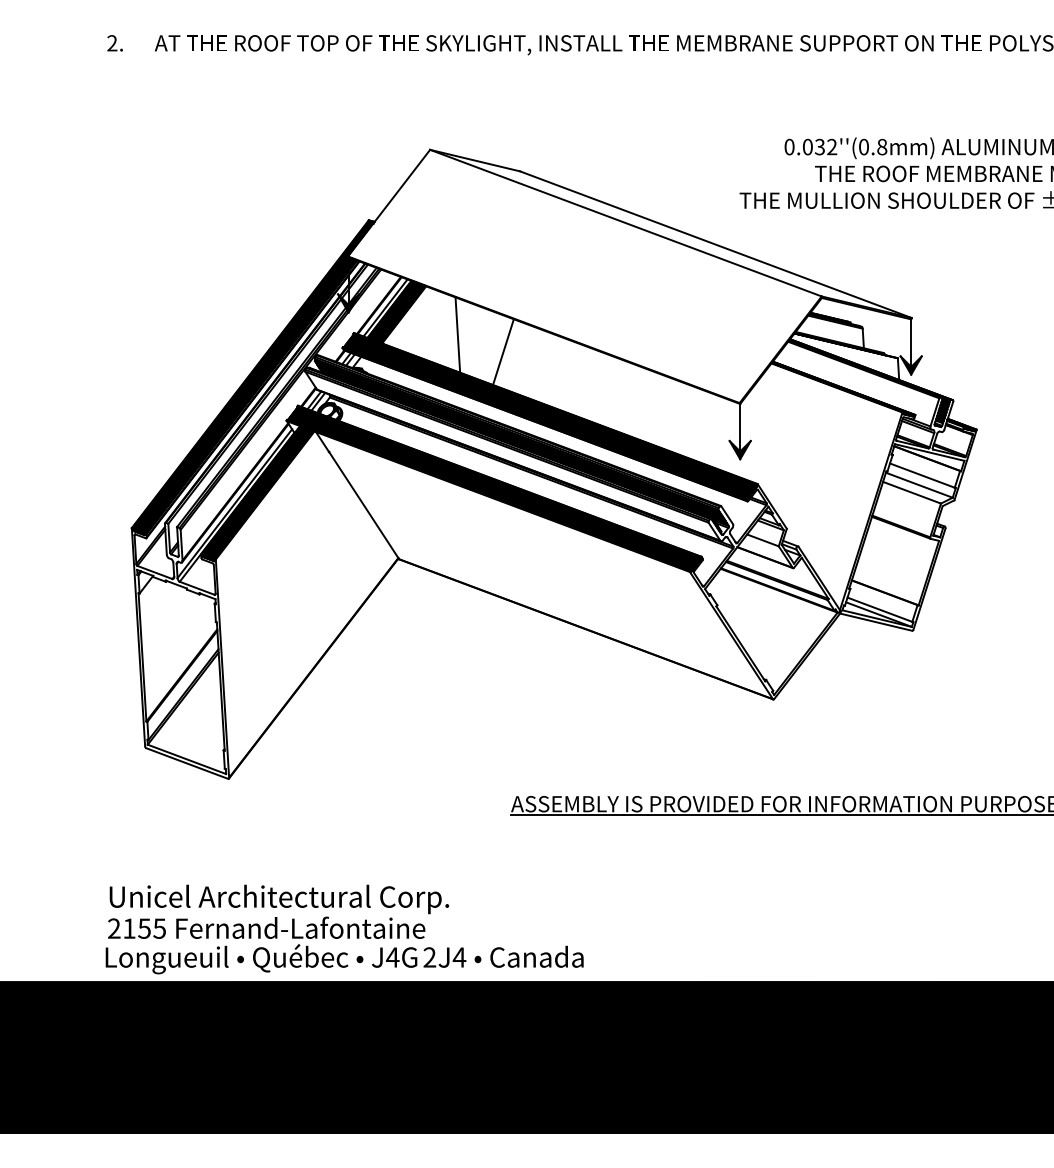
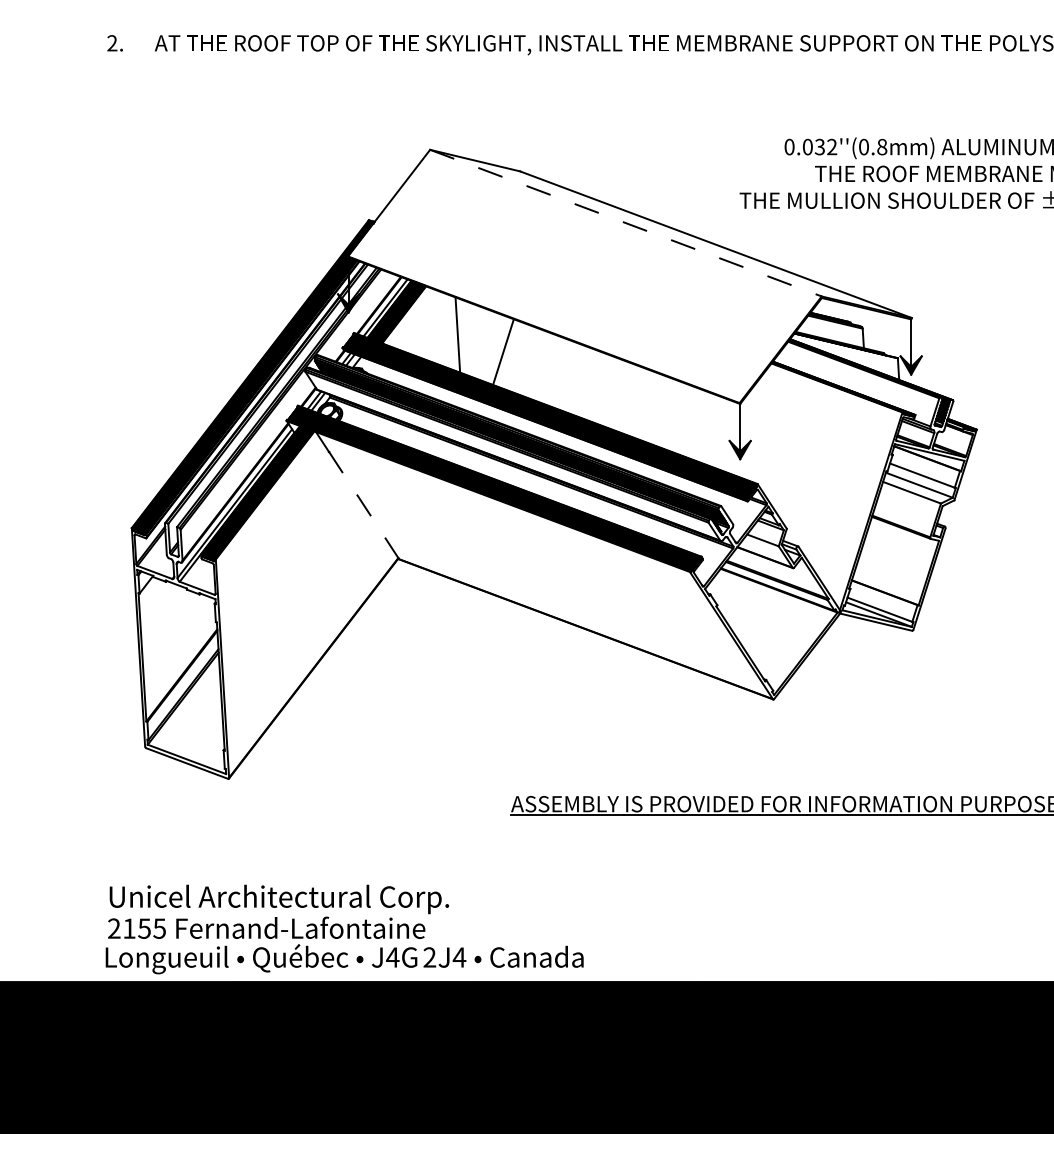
line: solid -> dashed (626, 223)
line: solid -> dashed (363, 505)
